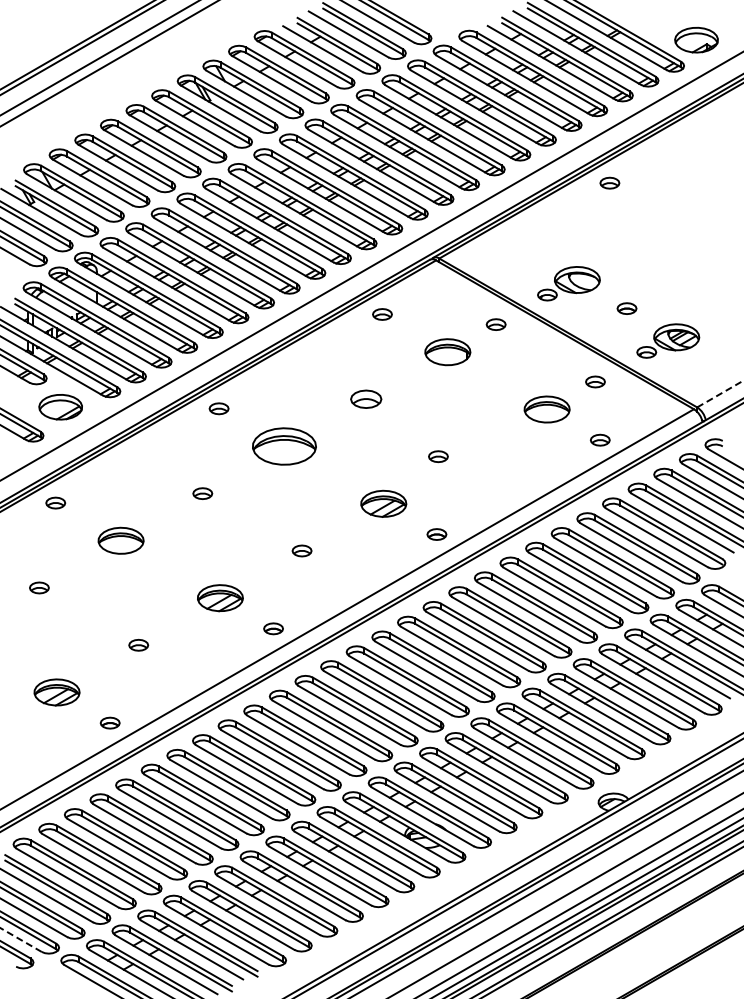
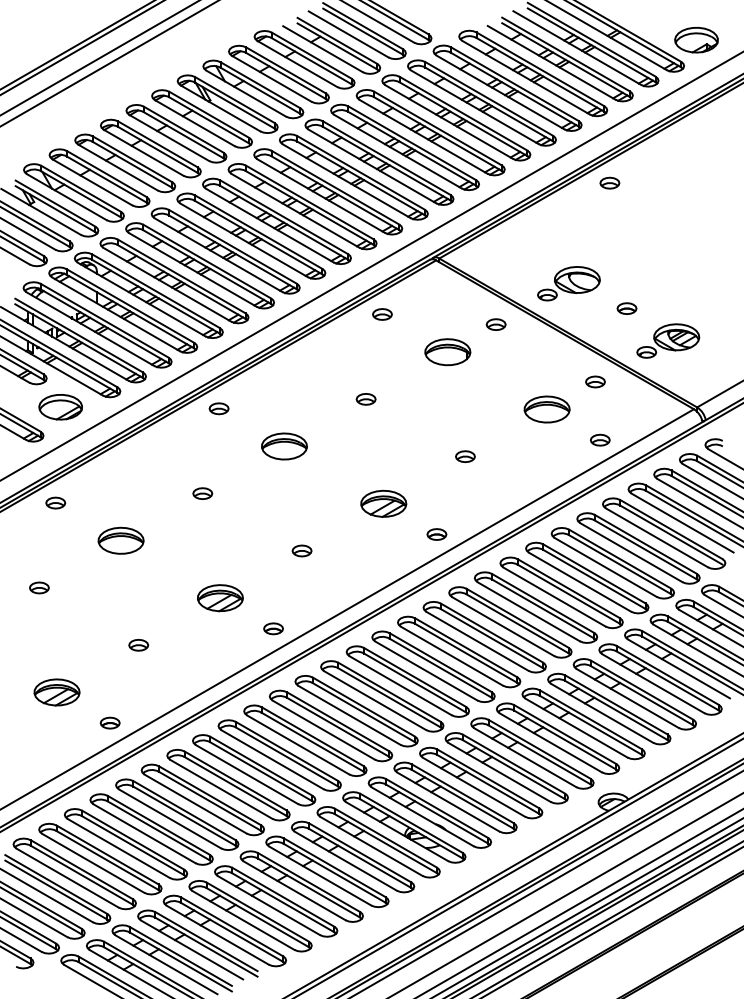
line: dashed -> solid (720, 393)
part size: 33x20 px -> 22x13 px (365, 399)
part size: 65x39 px -> 47x29 px (284, 446)
part position: (438, 456) -> (465, 456) (465, 456)
line: dashed -> solid (20, 939)
